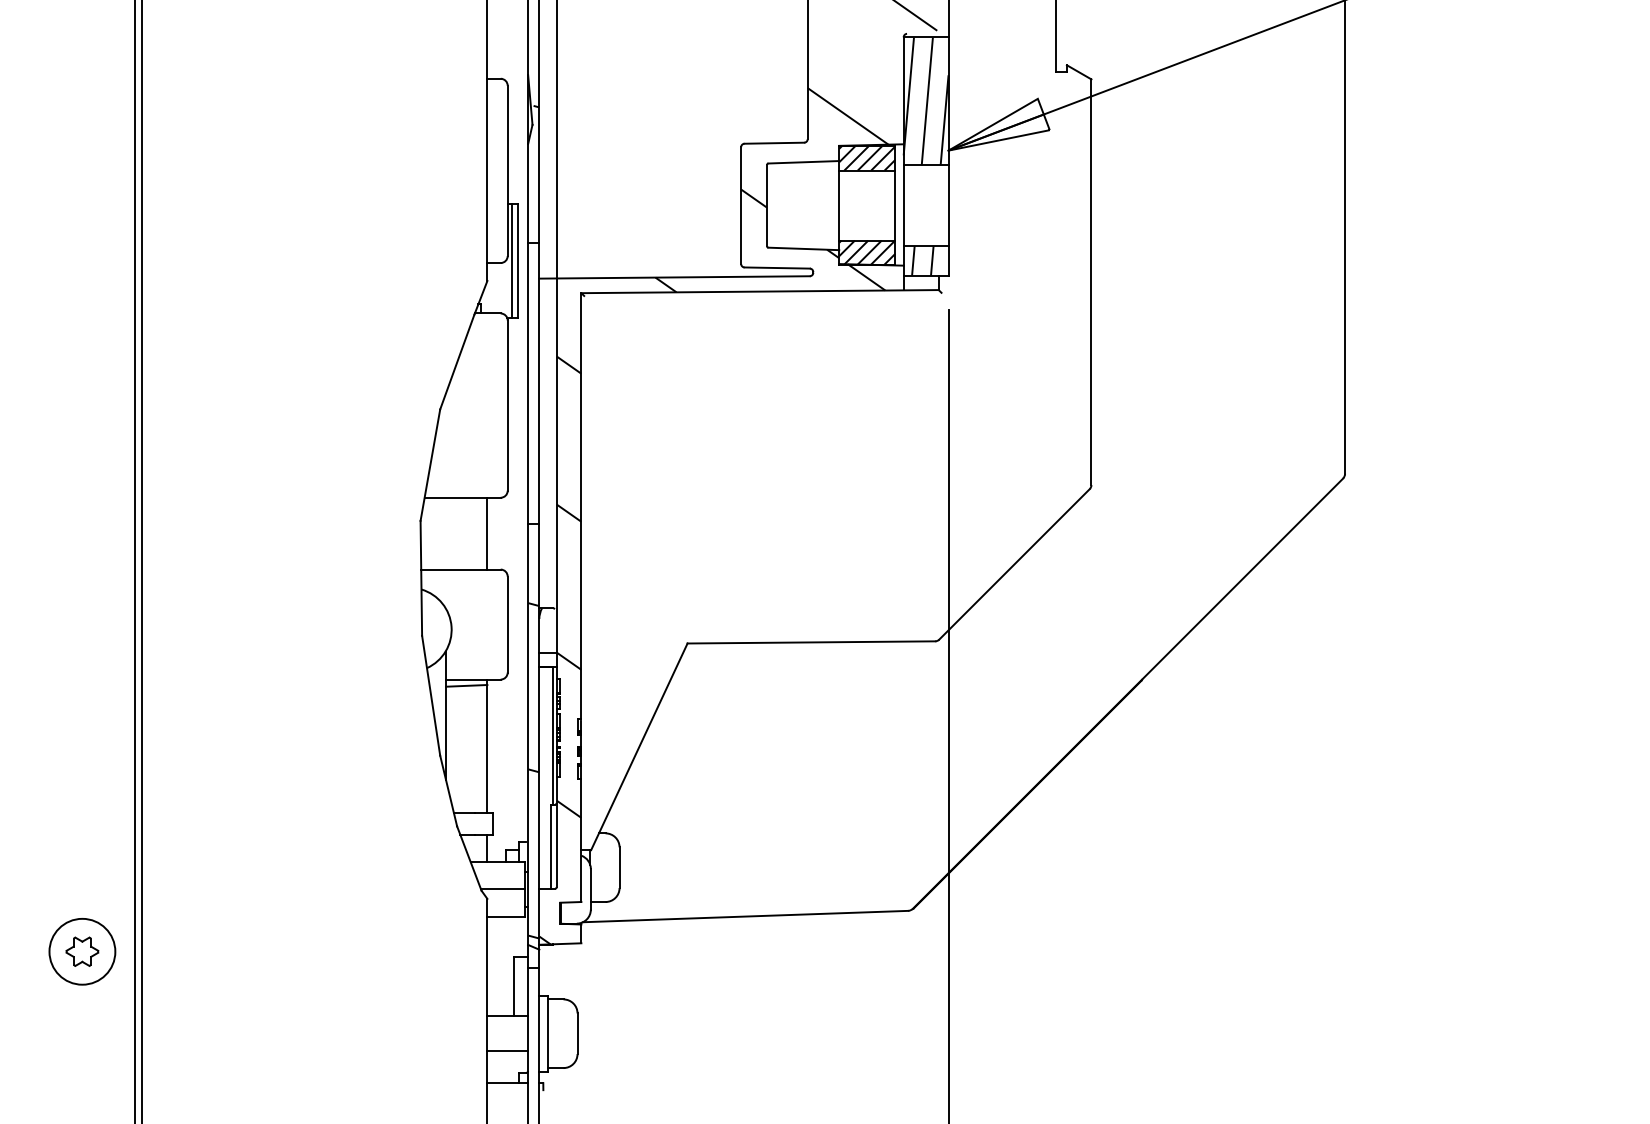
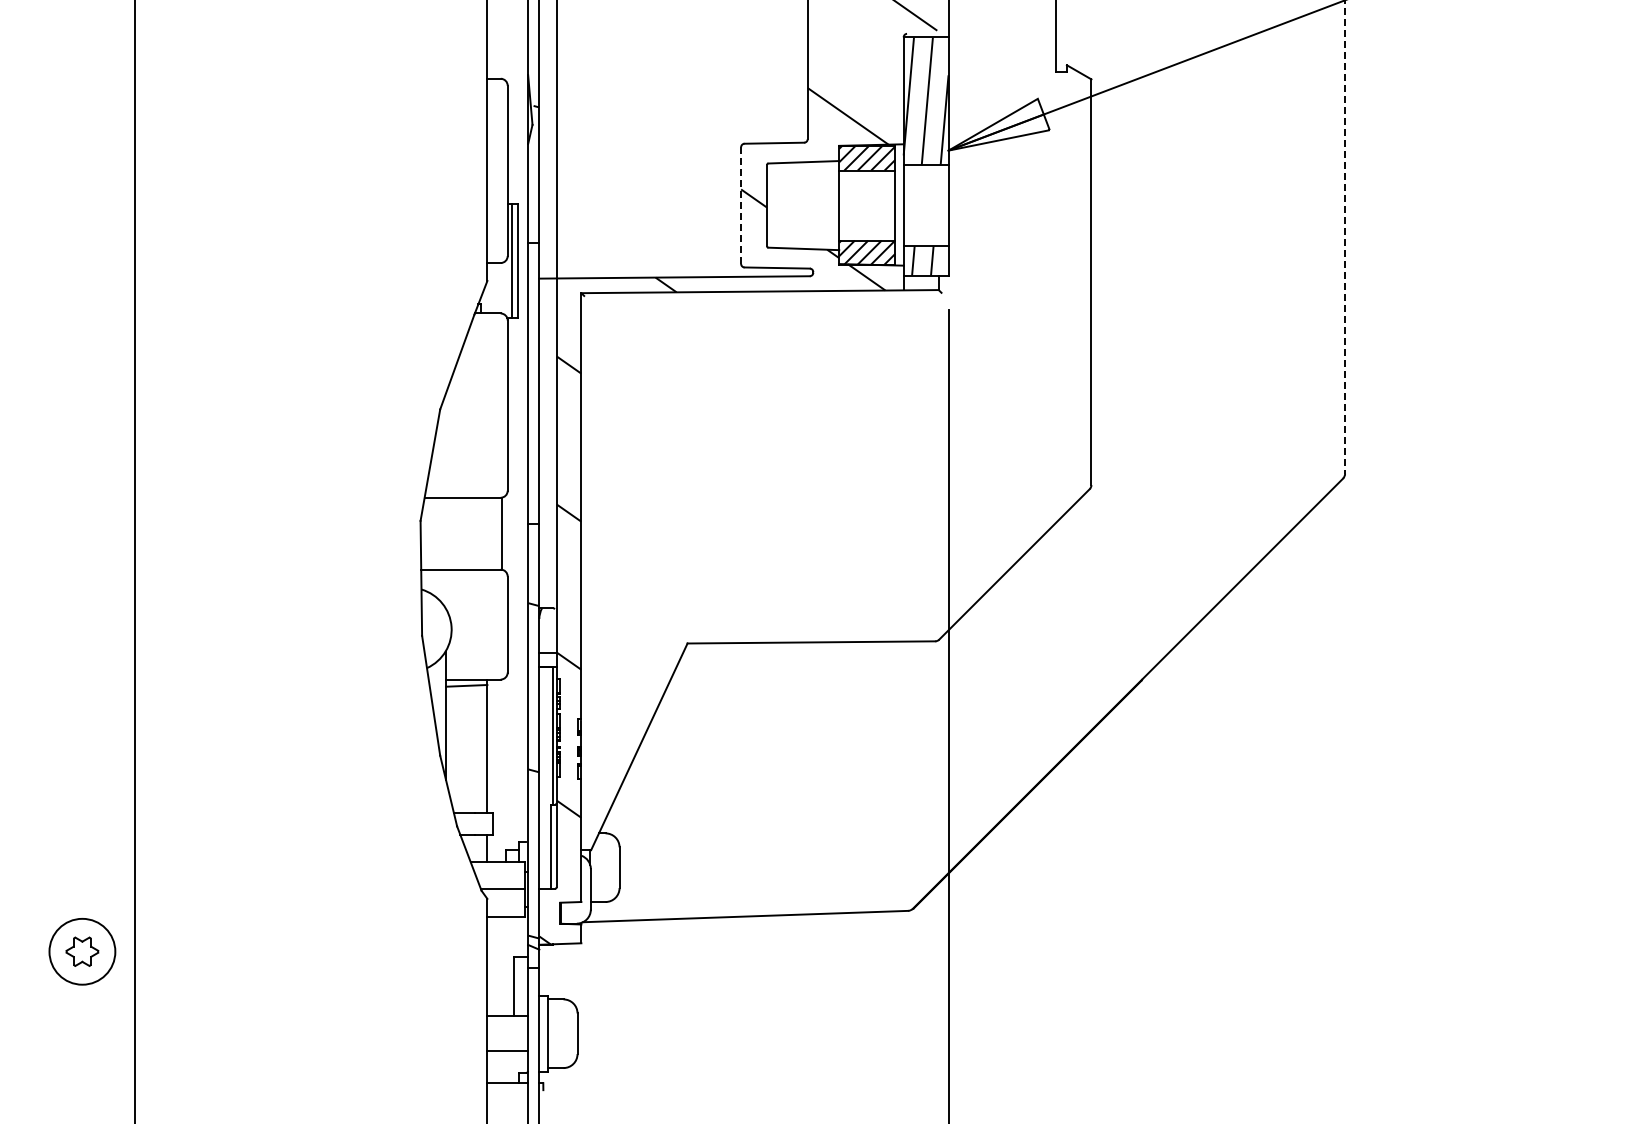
line: solid -> dashed (741, 206)
line: solid -> dashed (1345, 237)
line position: (487, 533) -> (502, 533) (502, 533)
line: present -> none (141, 561)
